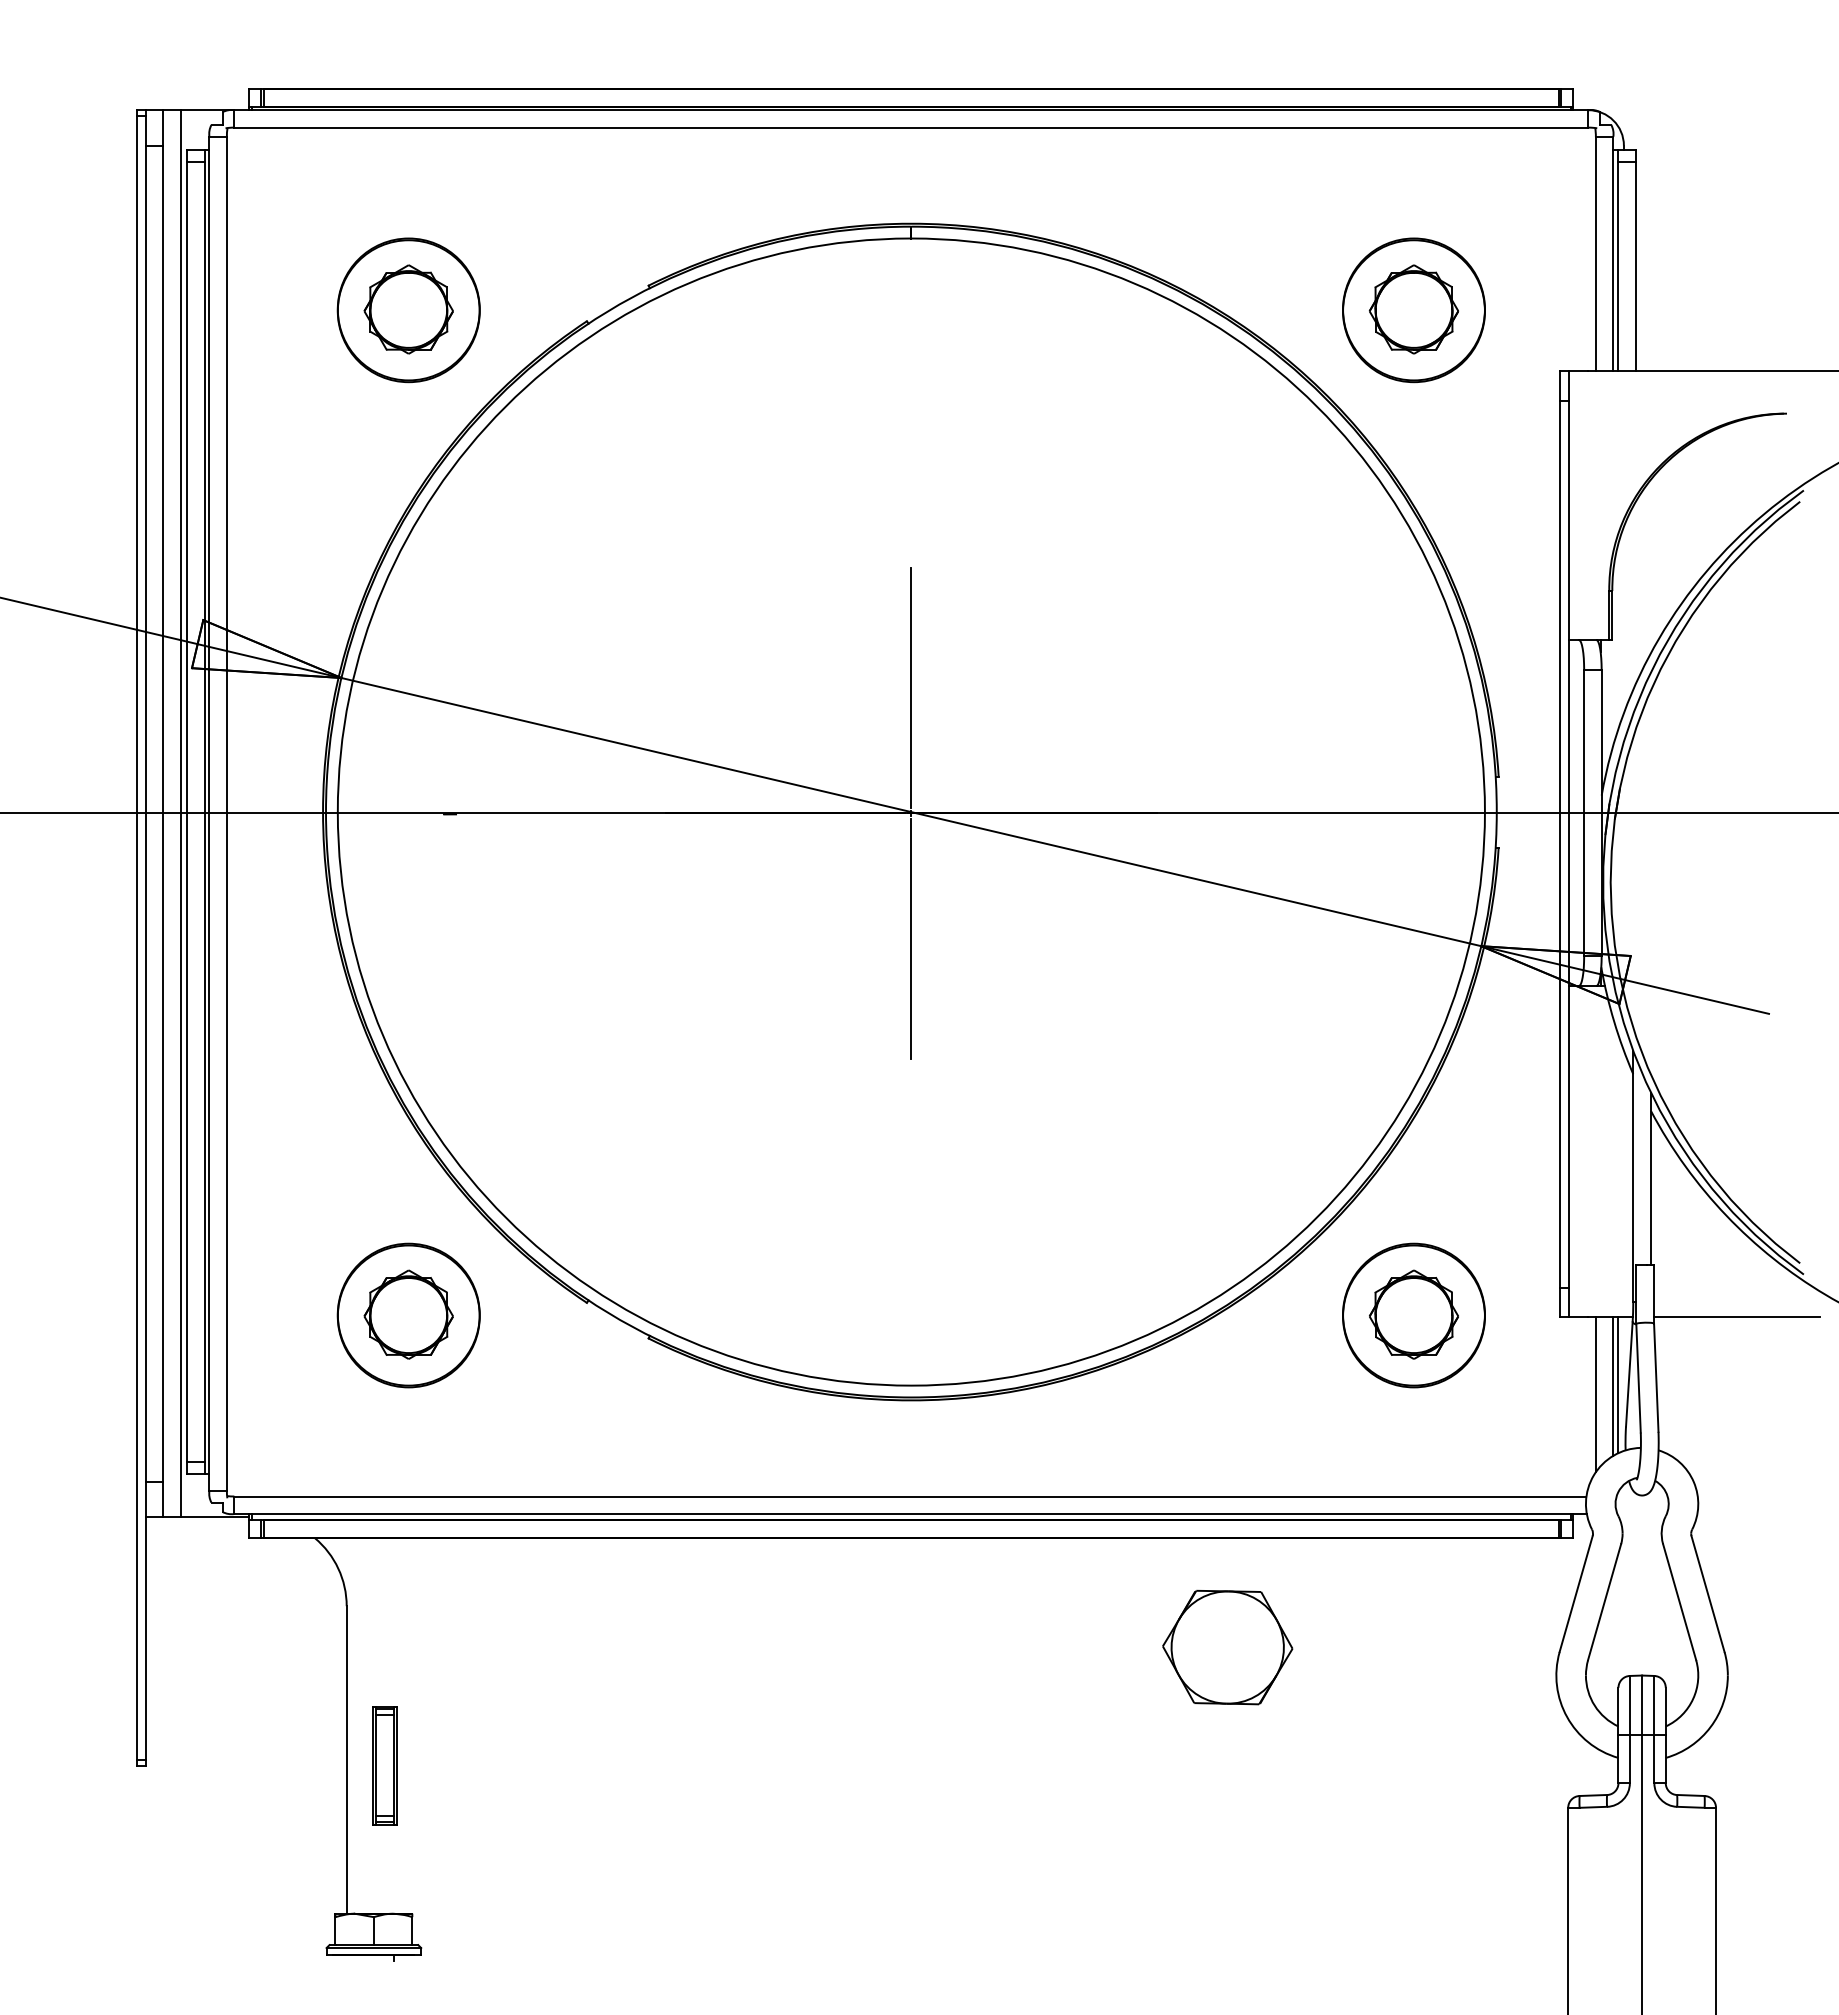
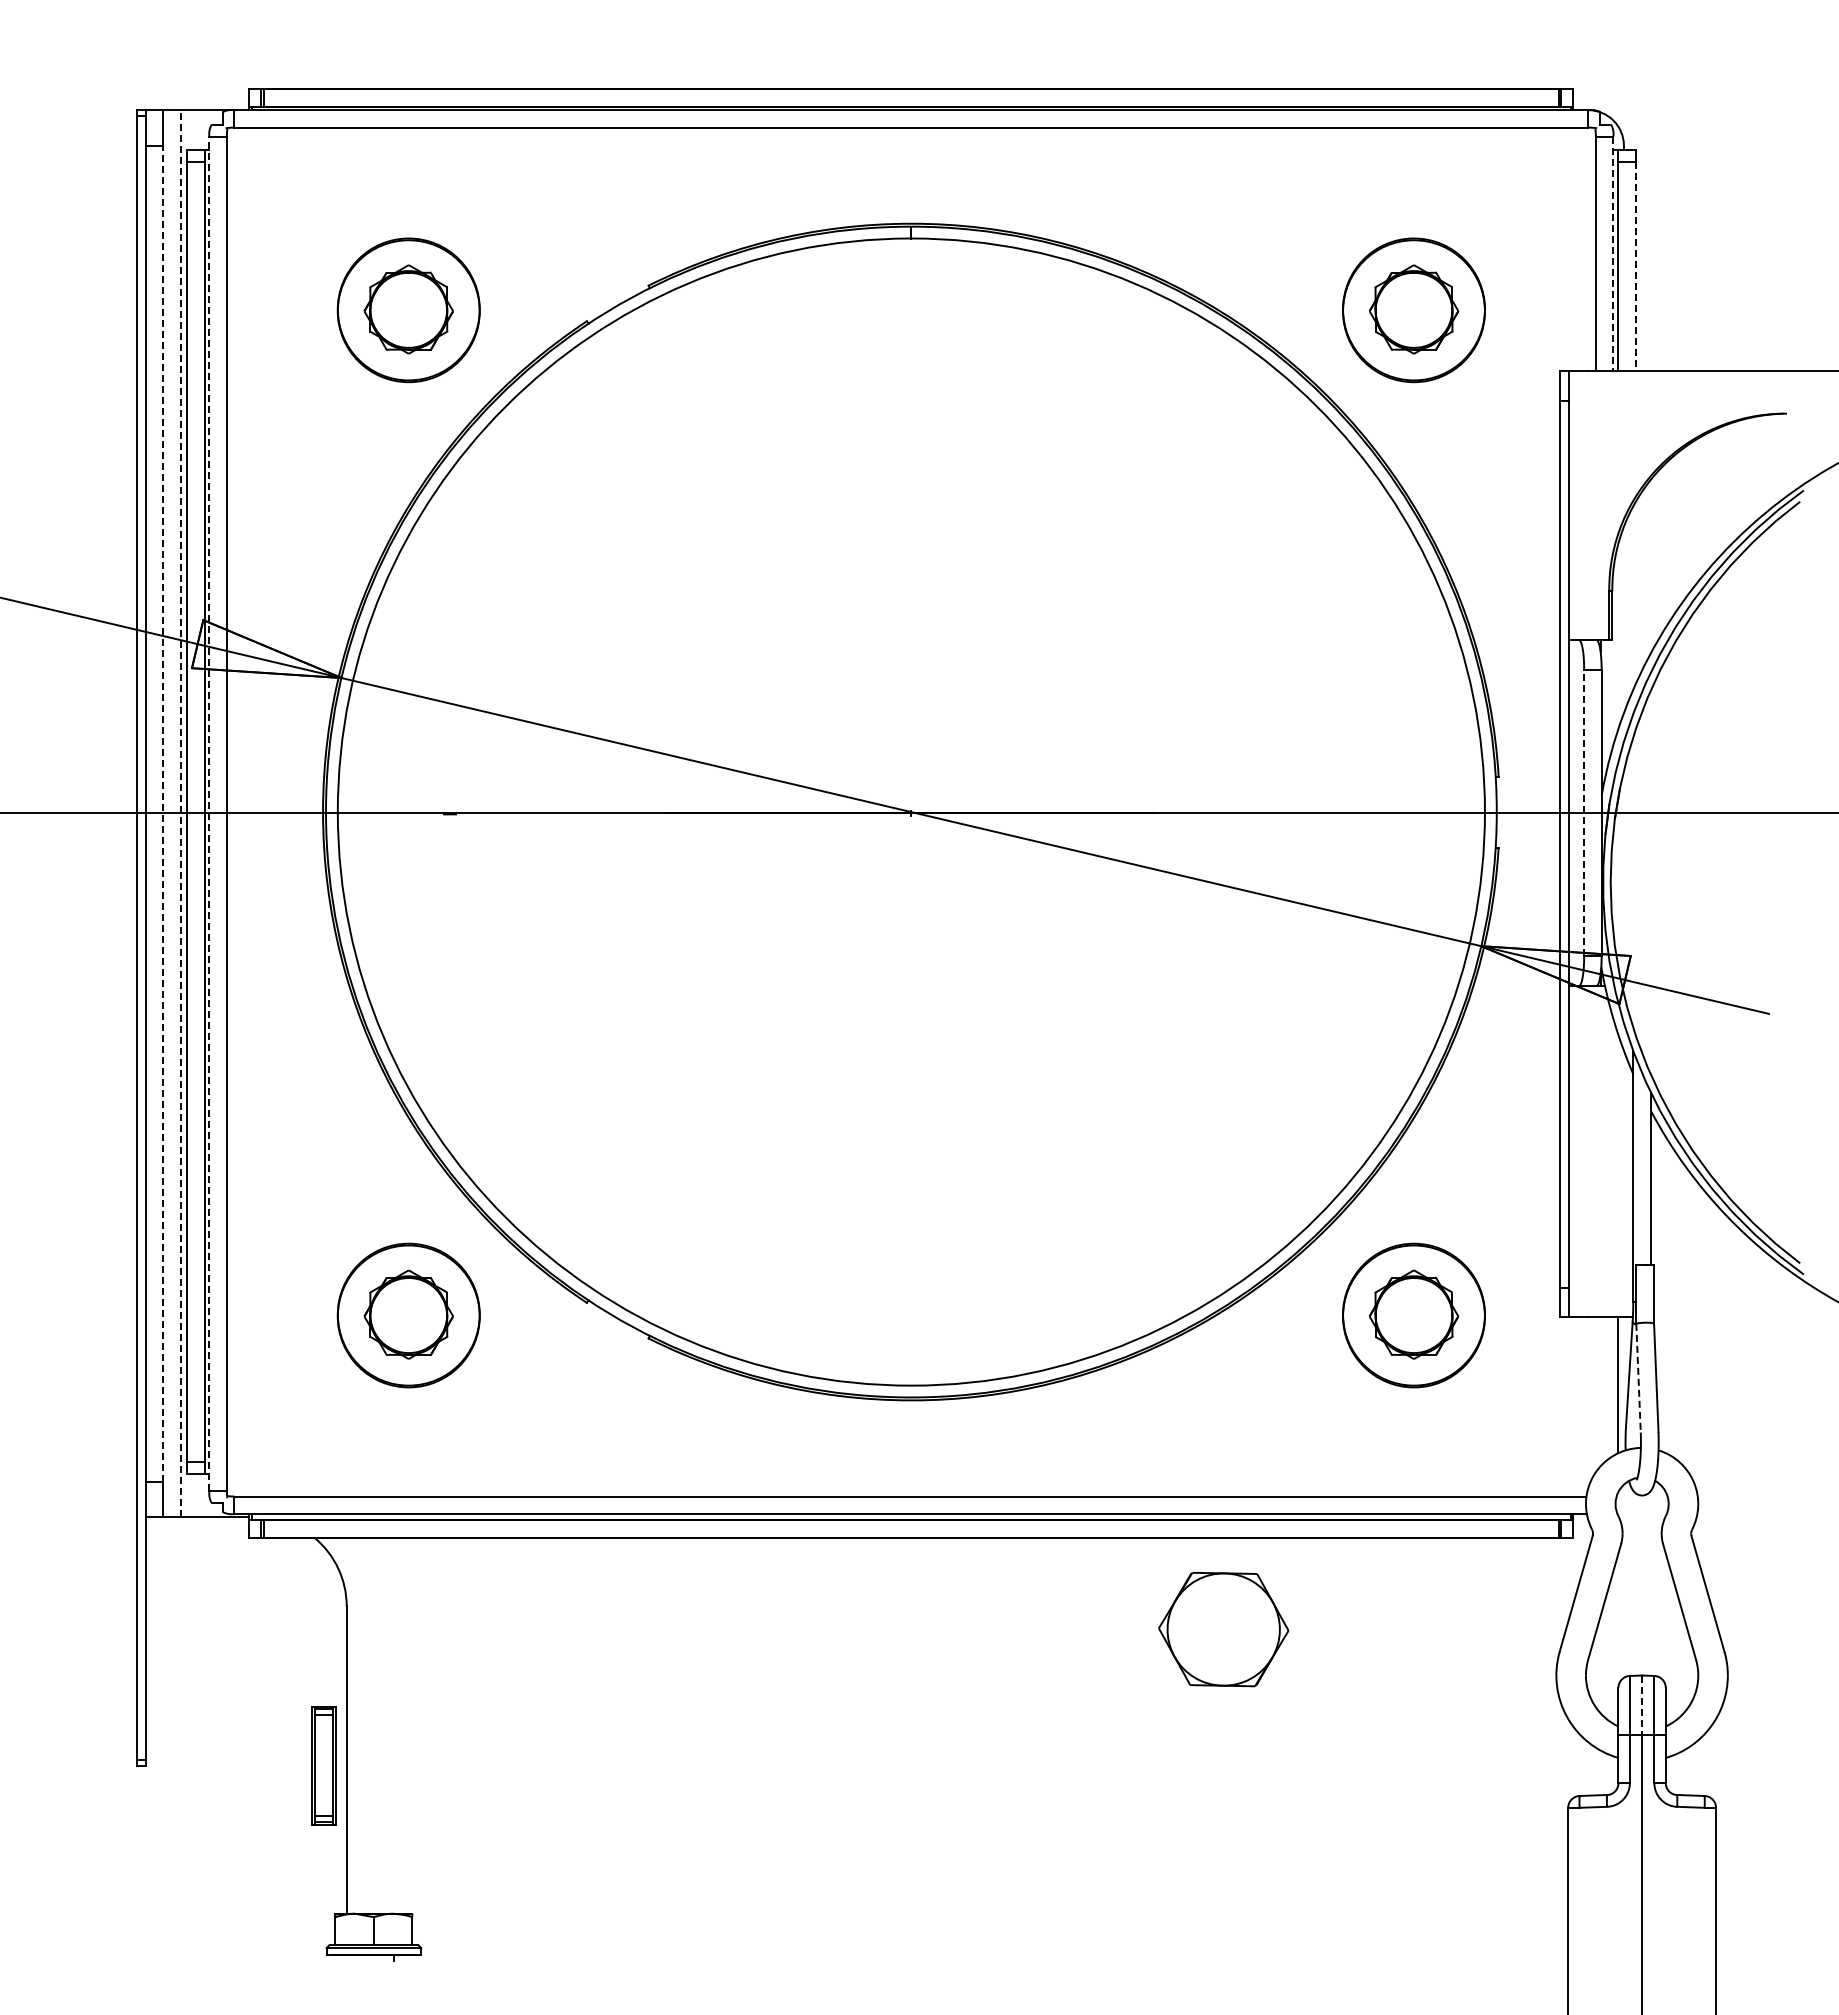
line: solid -> dashed (1613, 254)
line: solid -> dashed (1635, 267)
line: present -> none (911, 687)
line: solid -> dashed (1584, 812)
line: solid -> dashed (163, 813)
line: solid -> dashed (181, 813)
line: solid -> dashed (209, 813)
line: present -> none (911, 938)
line: present -> none (1736, 1317)
line: solid -> dashed (1638, 1378)
line: present -> none (1613, 1386)
line: present -> none (1595, 1394)
part position: (1227, 1647) -> (1223, 1629) (1223, 1629)
line: solid -> dashed (1642, 1705)
part position: (384, 1765) -> (323, 1765) (323, 1765)
